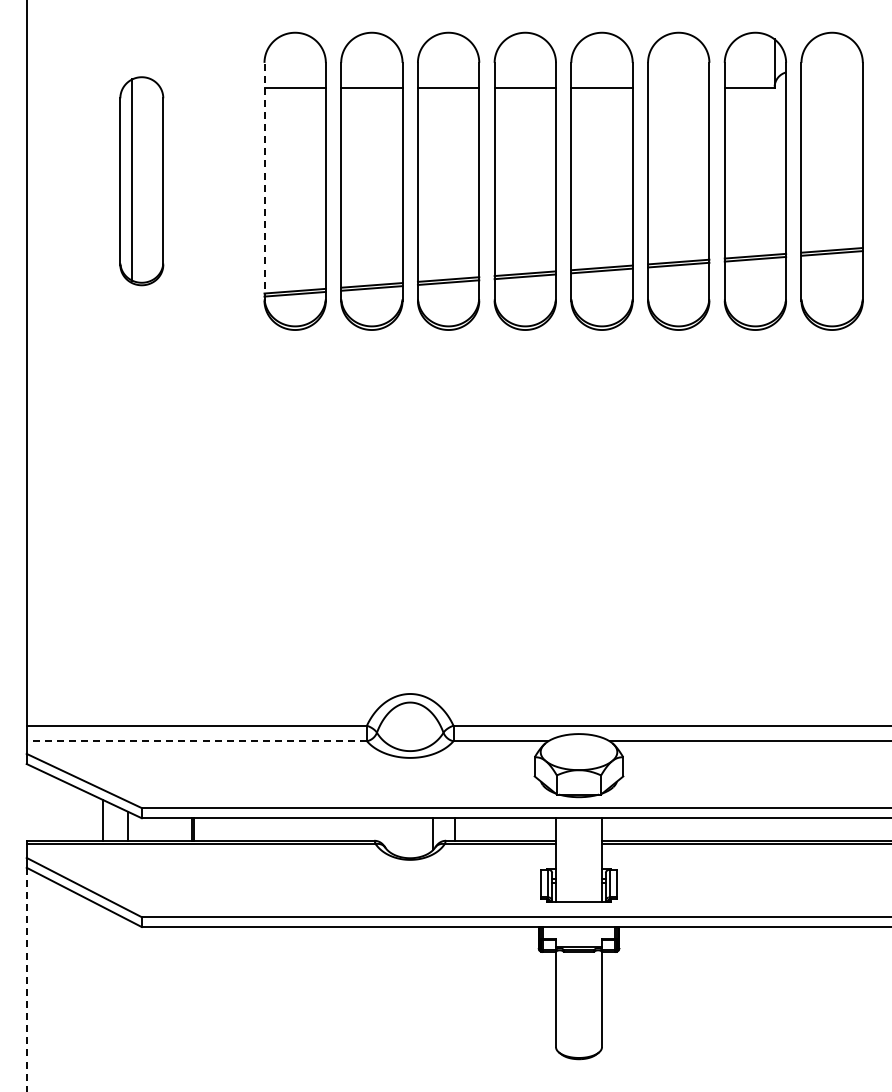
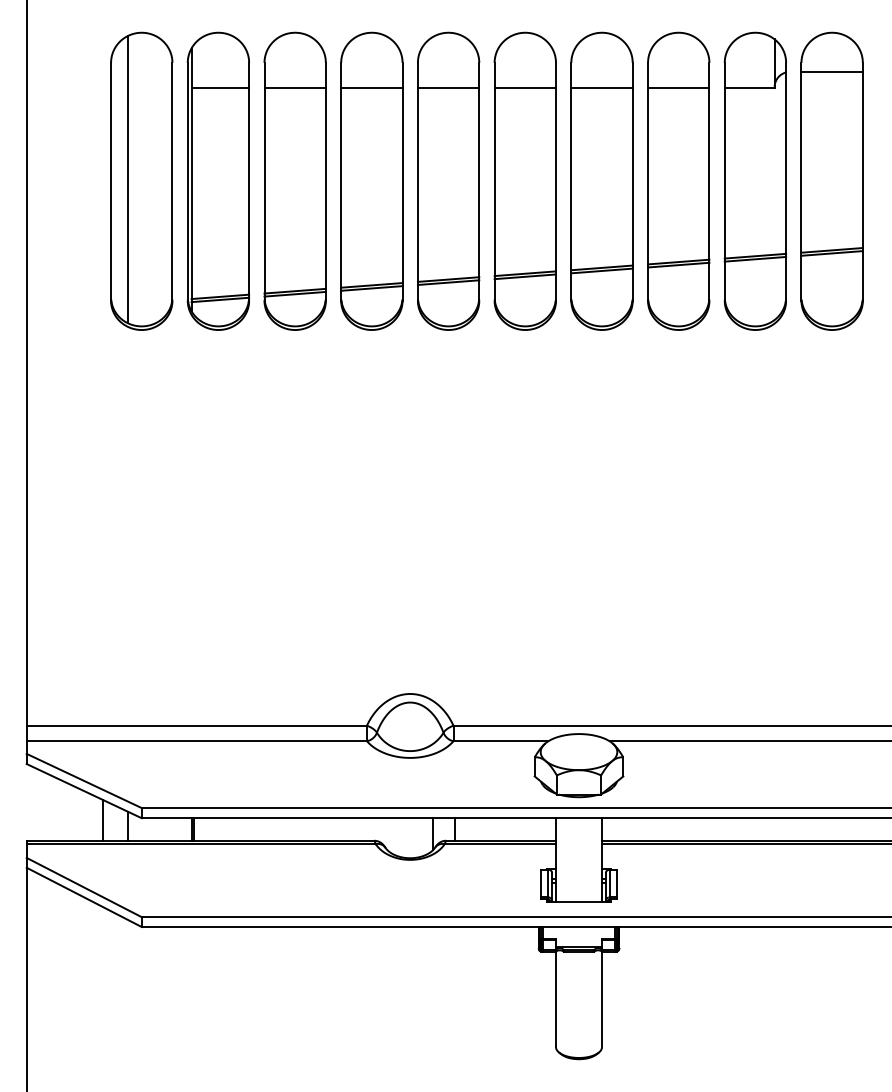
line: none -> present (831, 71)
line: none -> present (678, 88)
part: none -> present (217, 180)
part size: 46x211 px -> 64x300 px (141, 180)
line: dashed -> solid (264, 181)
line: dashed -> solid (196, 741)
line: dashed -> solid (26, 979)
